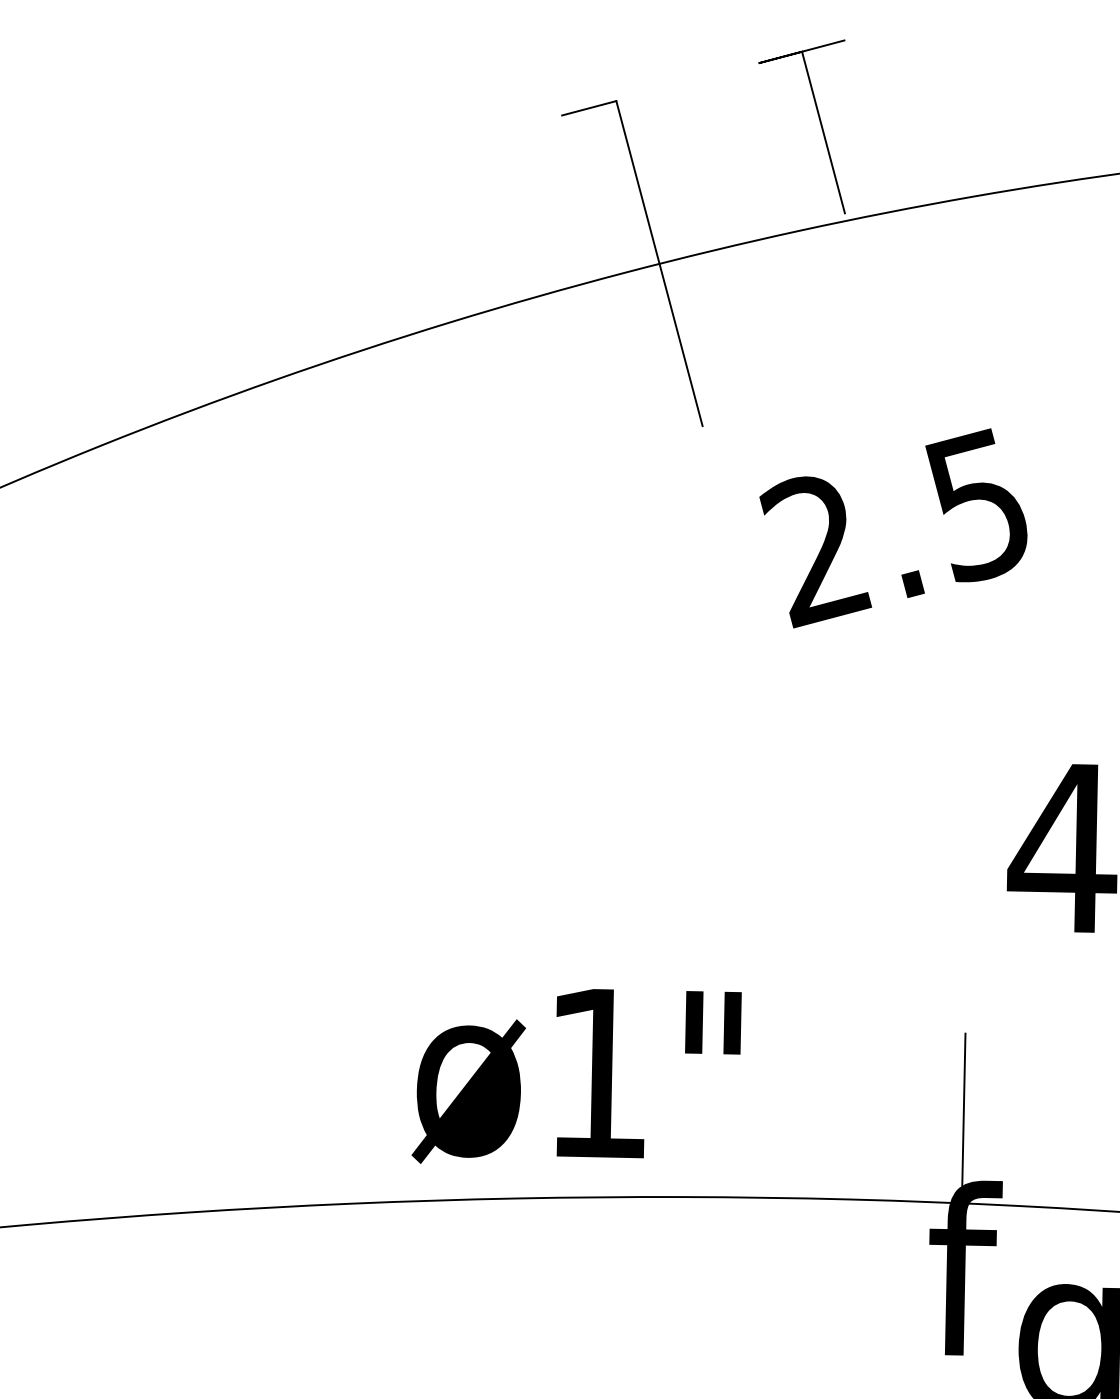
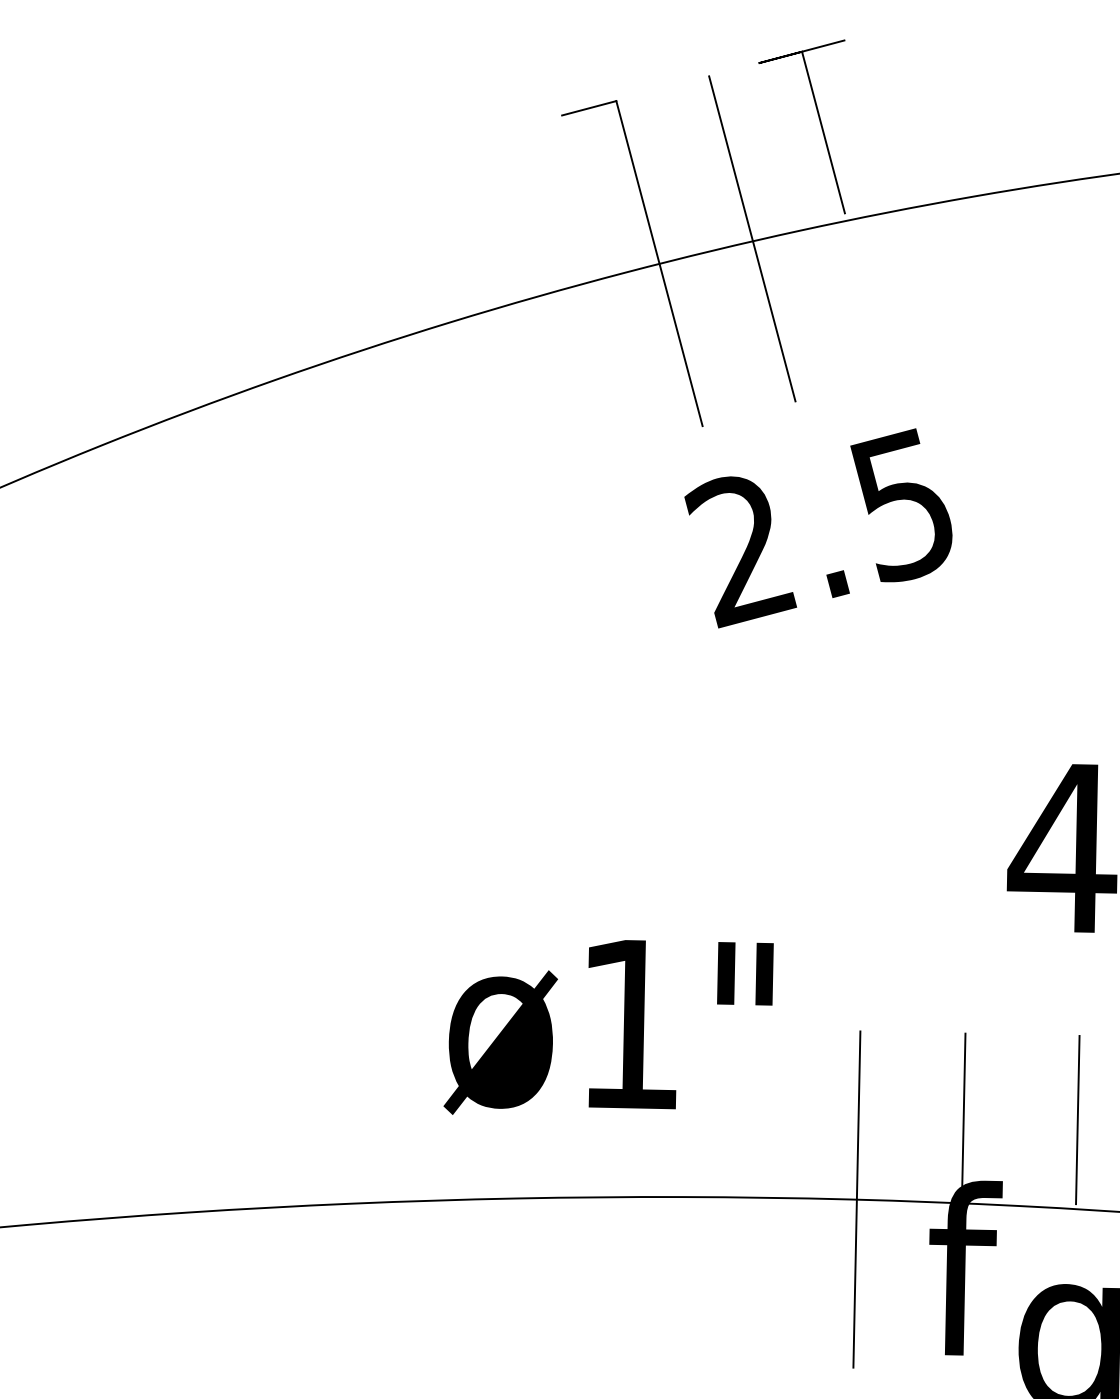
line: none -> present (752, 238)
text position: (893, 528) -> (818, 528) (818, 528)
text position: (576, 1076) -> (608, 1027) (608, 1027)
line: none -> present (1077, 1119)
line: none -> present (856, 1199)
